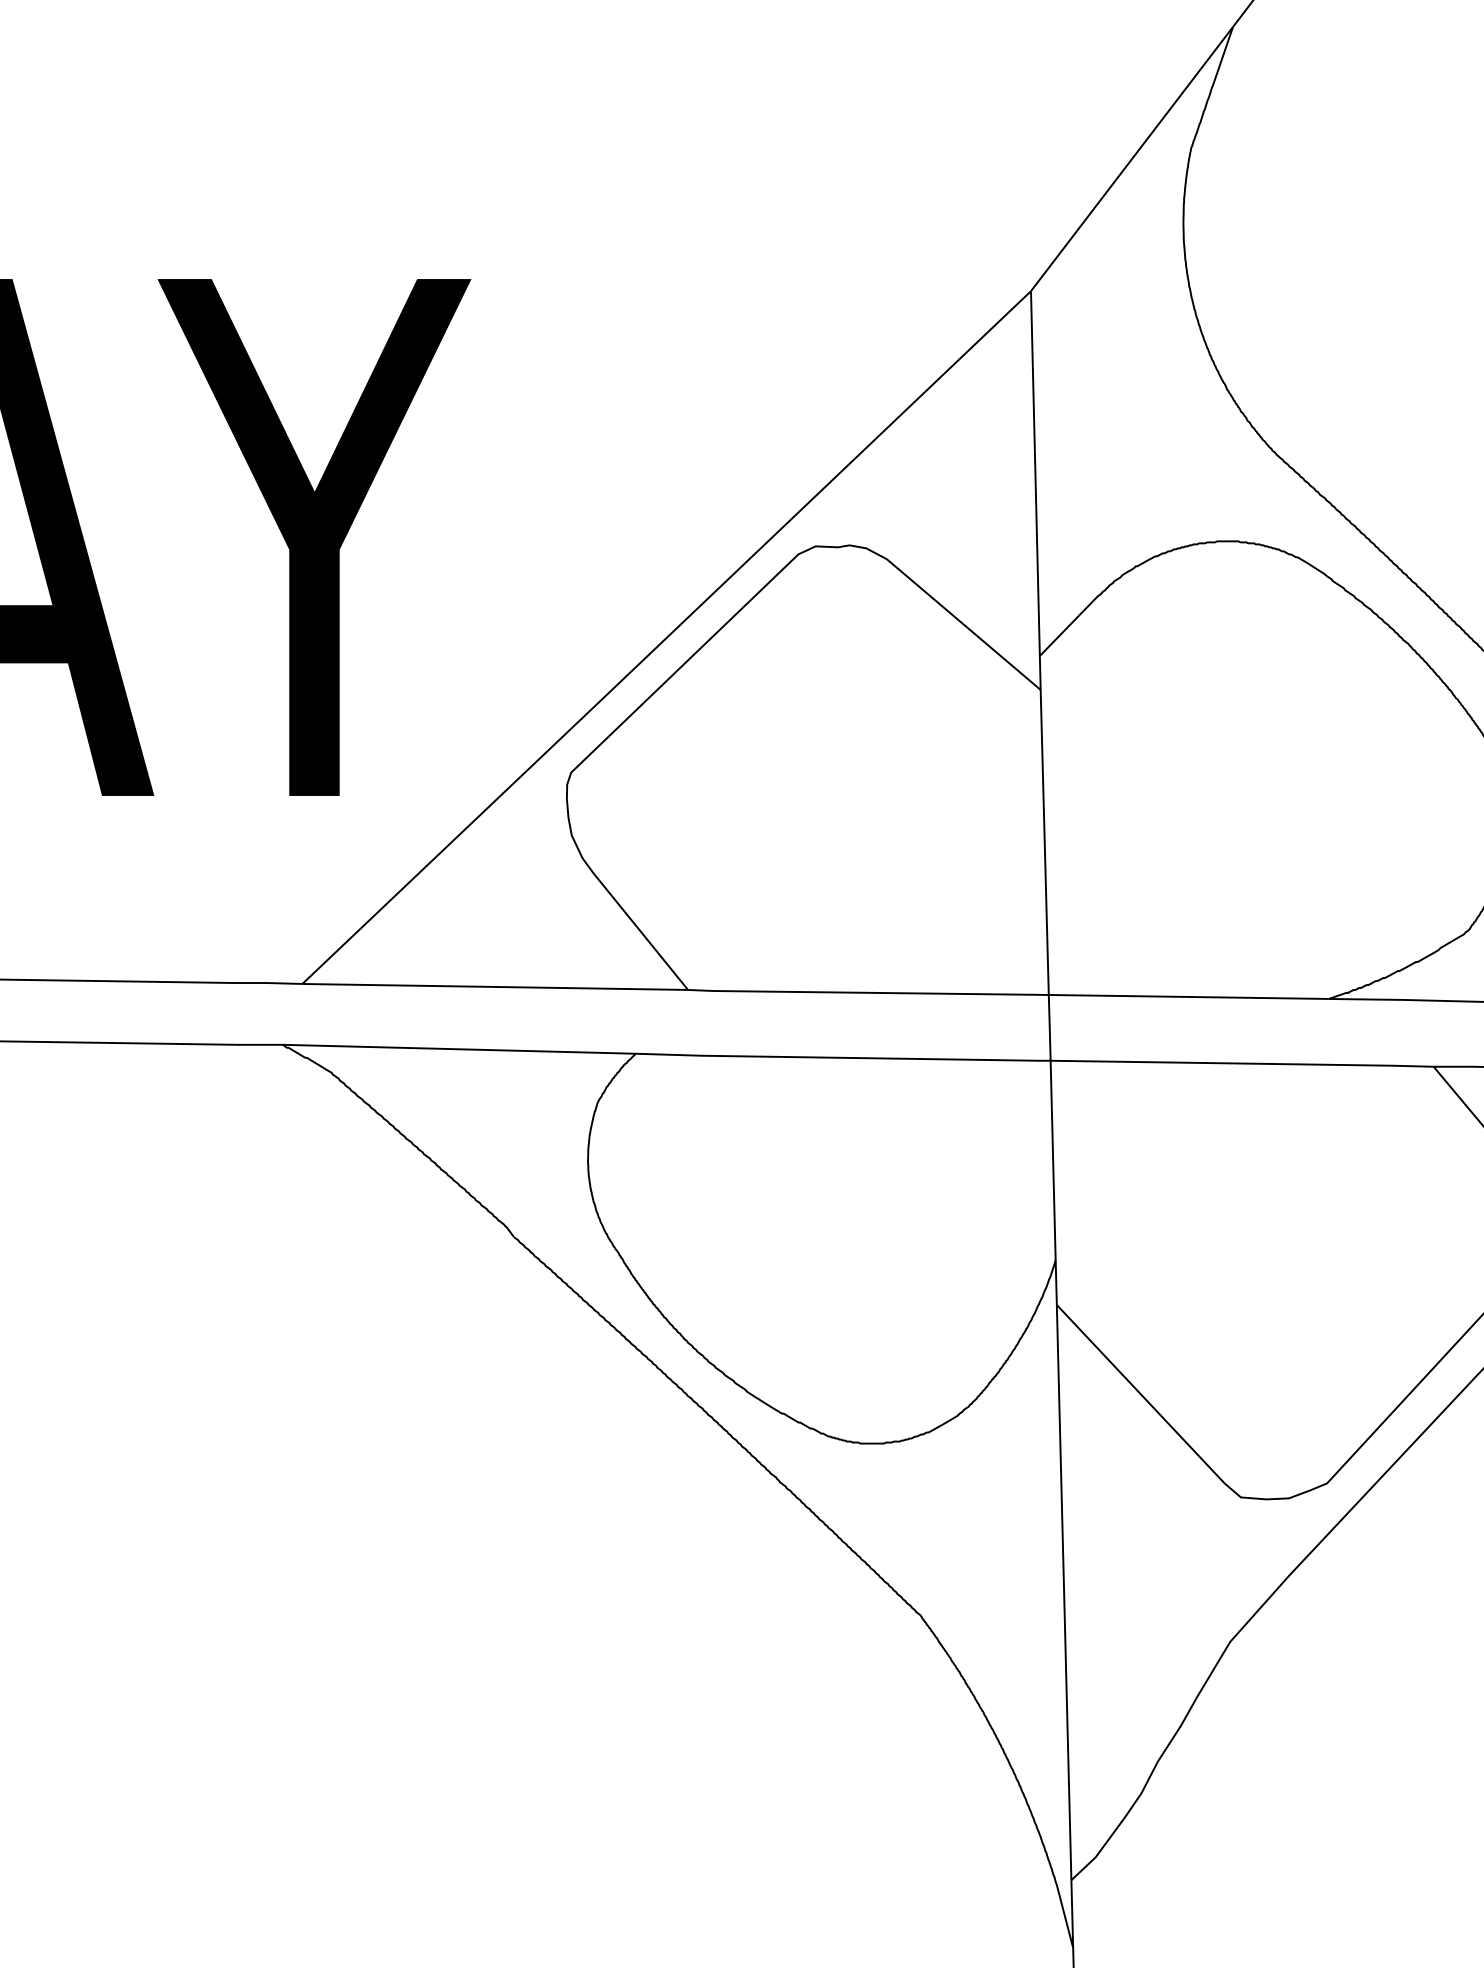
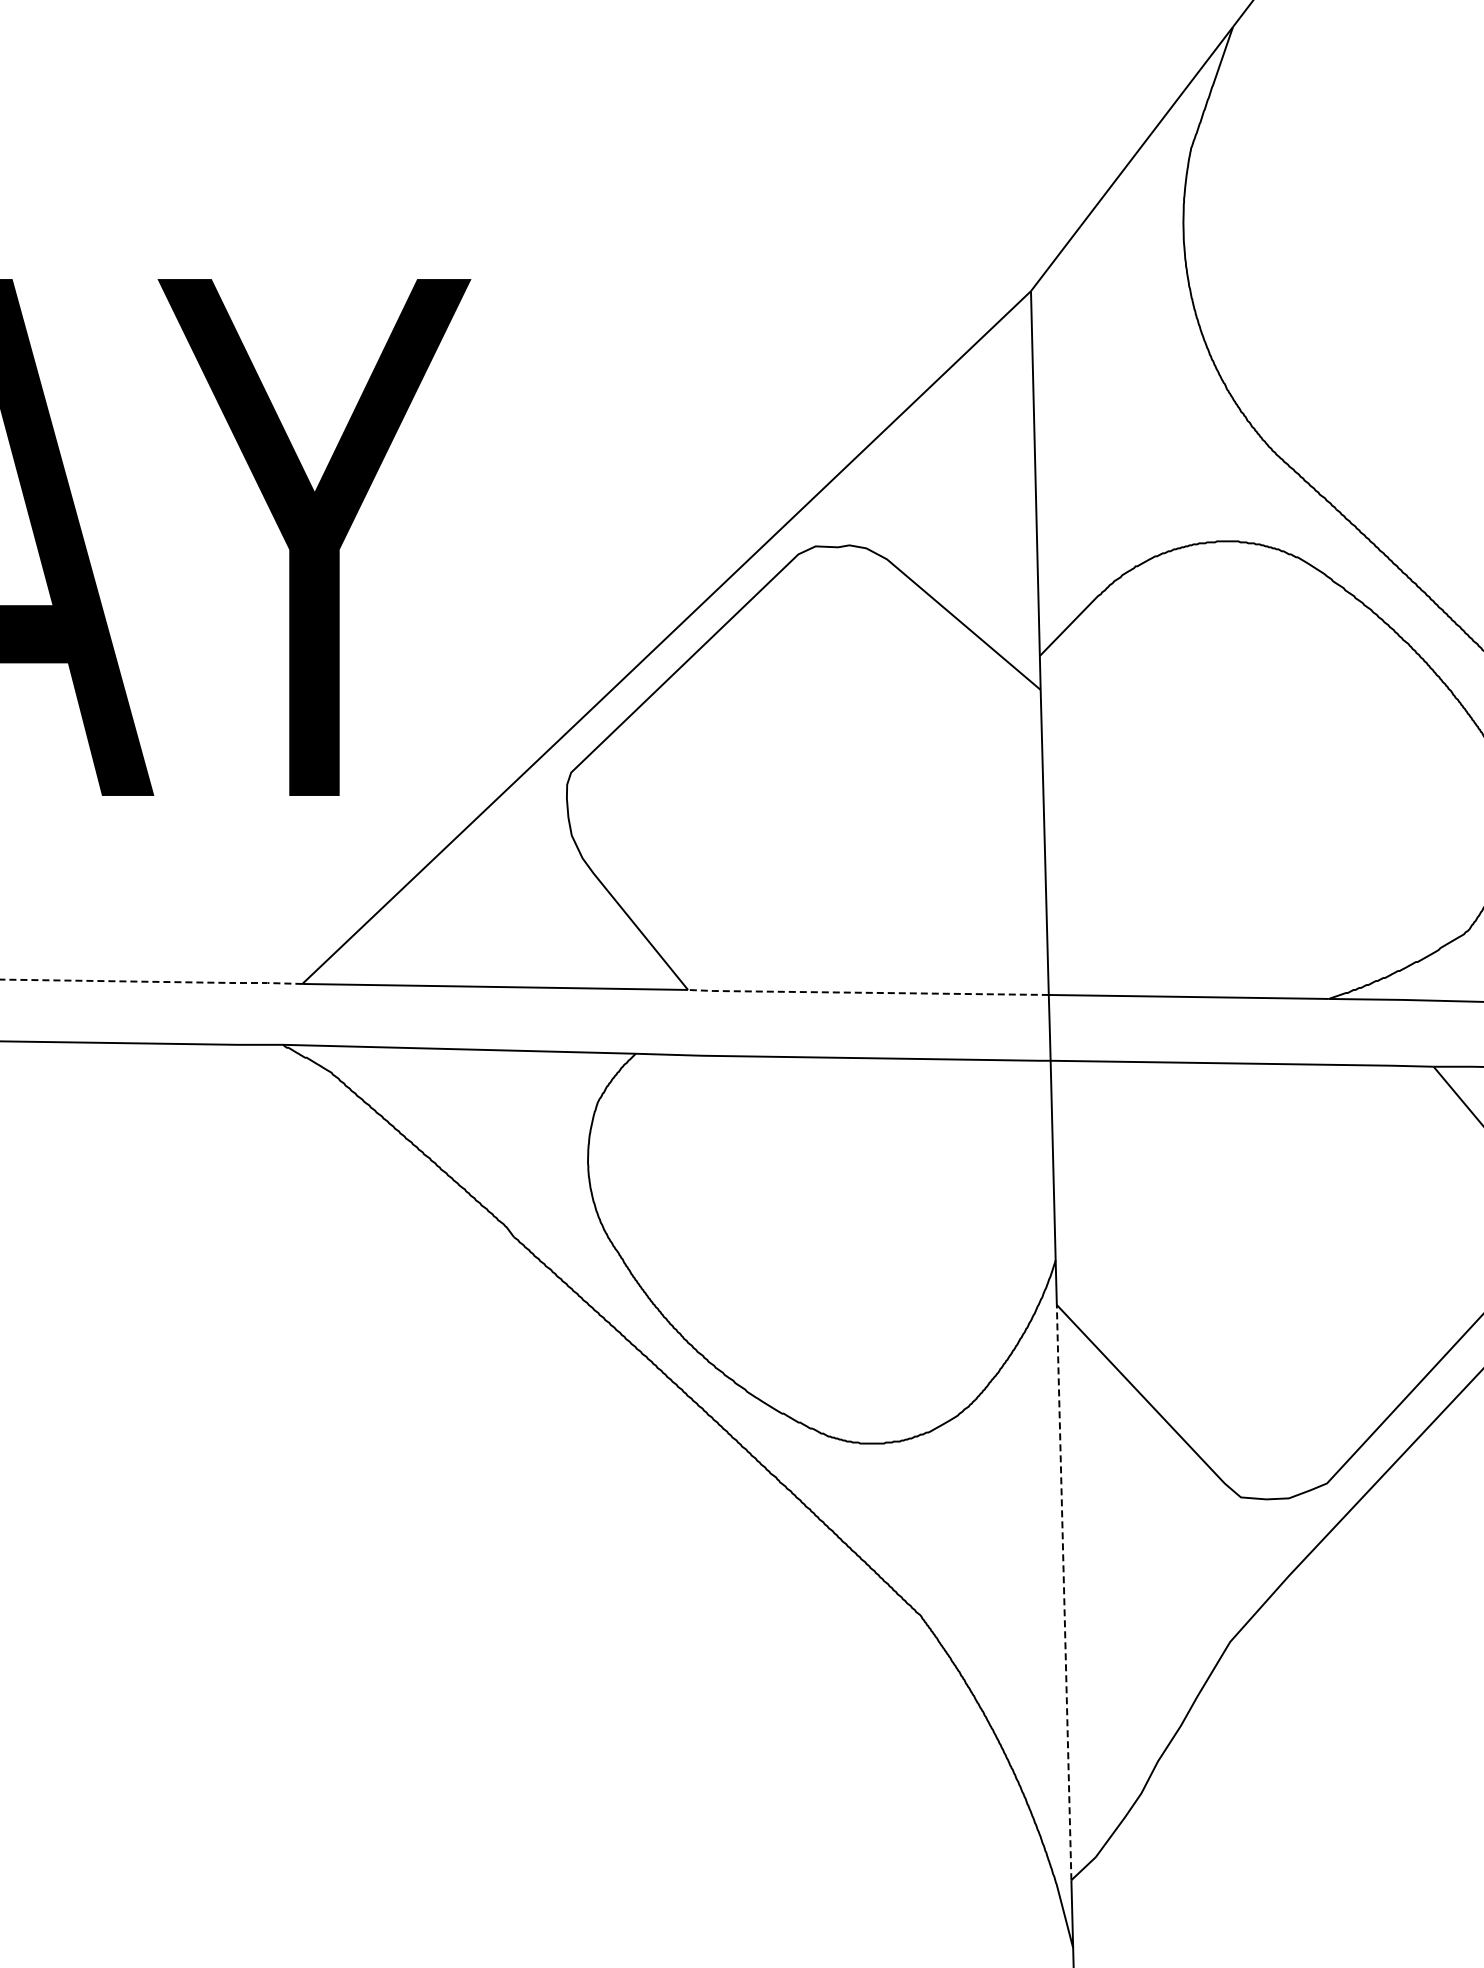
line: solid -> dashed (153, 981)
line: solid -> dashed (866, 992)
line: solid -> dashed (1064, 1592)
